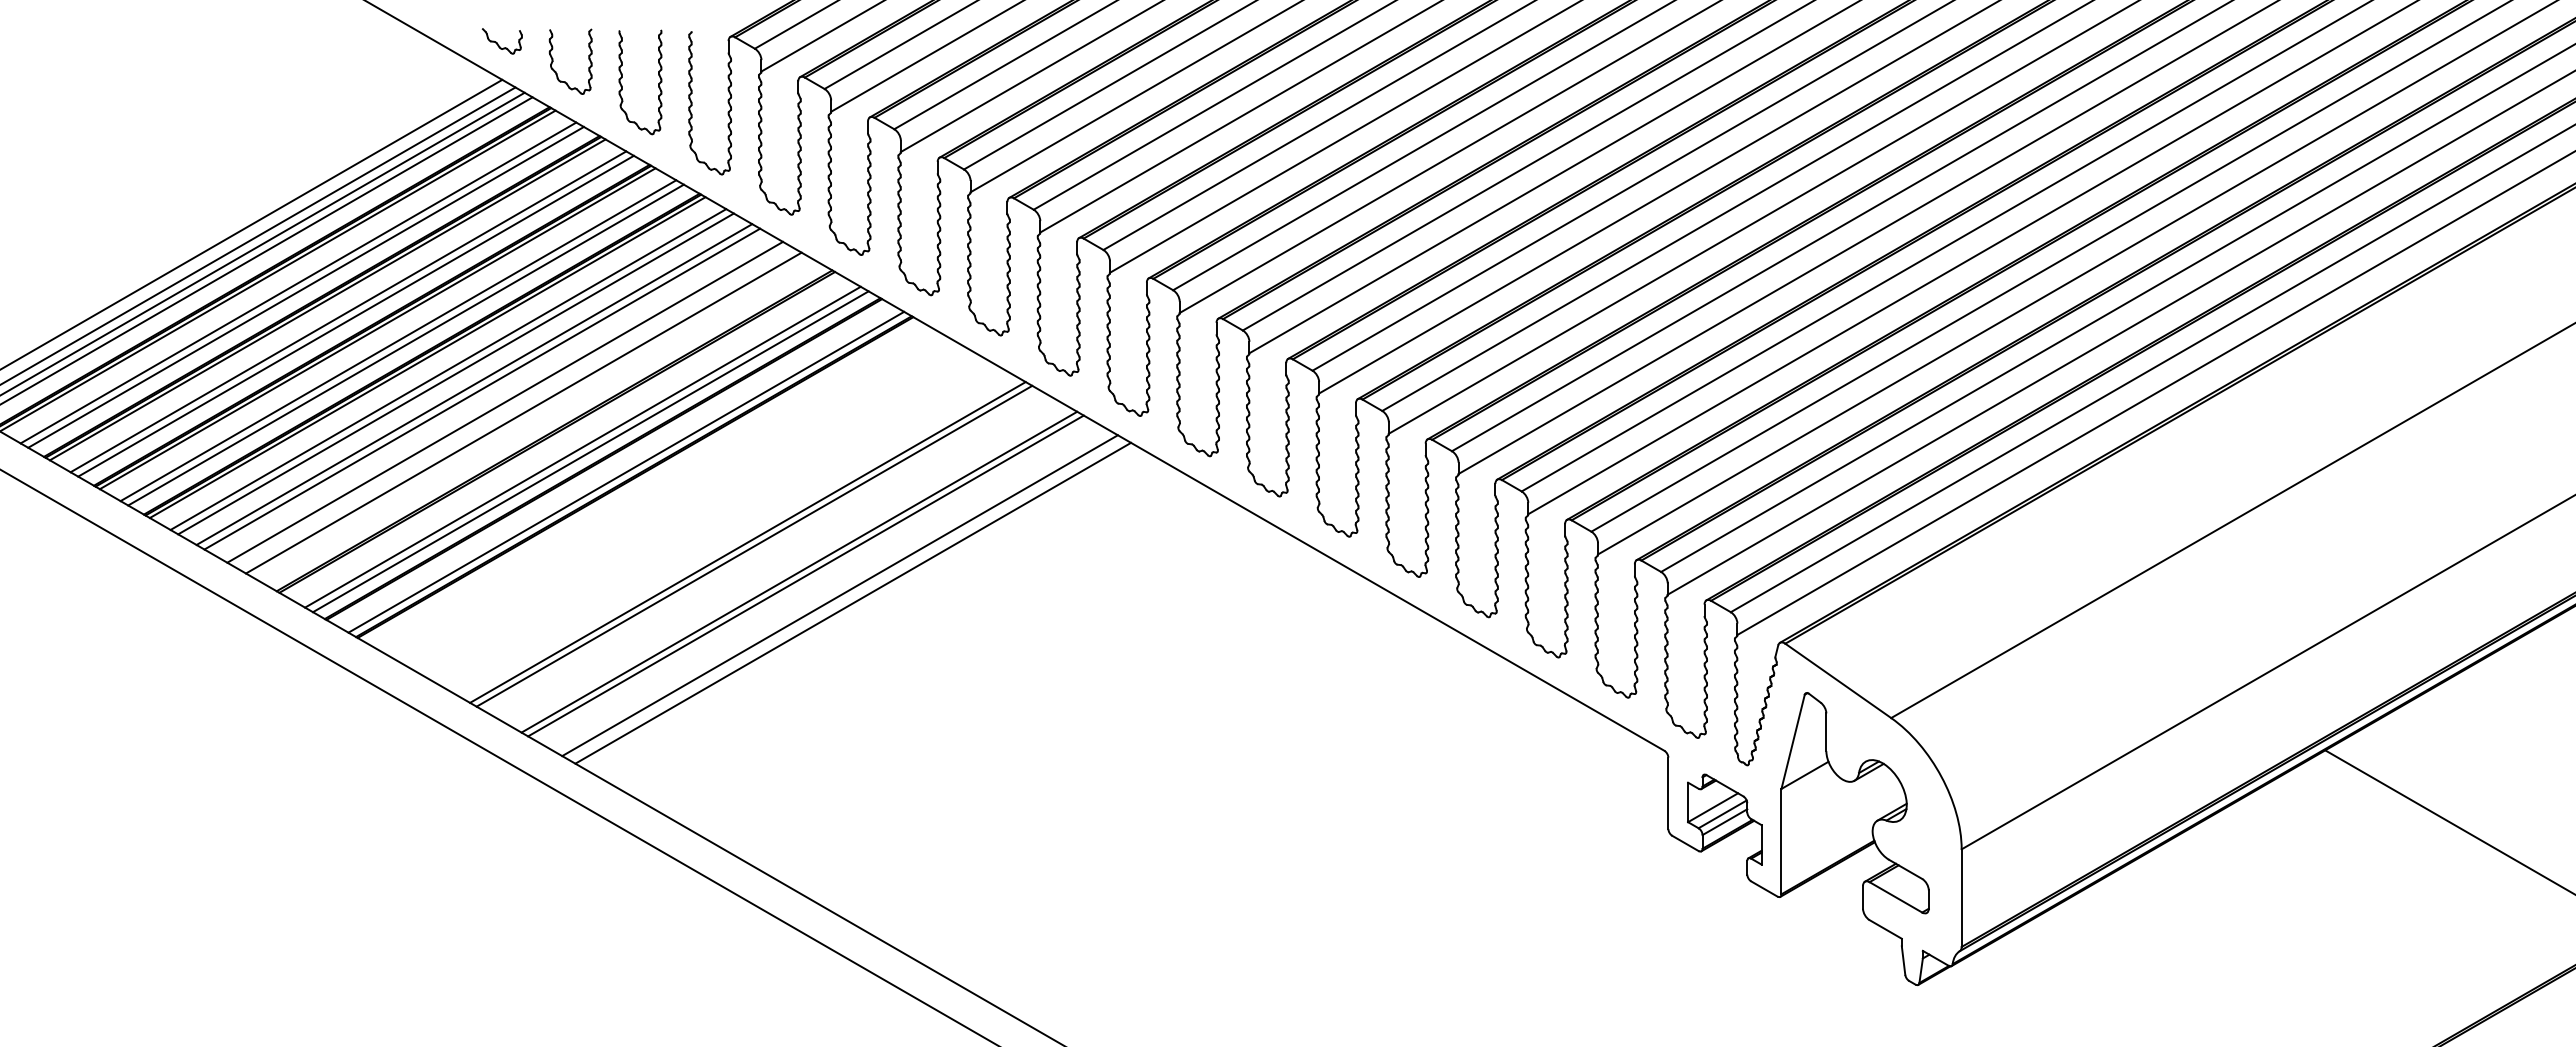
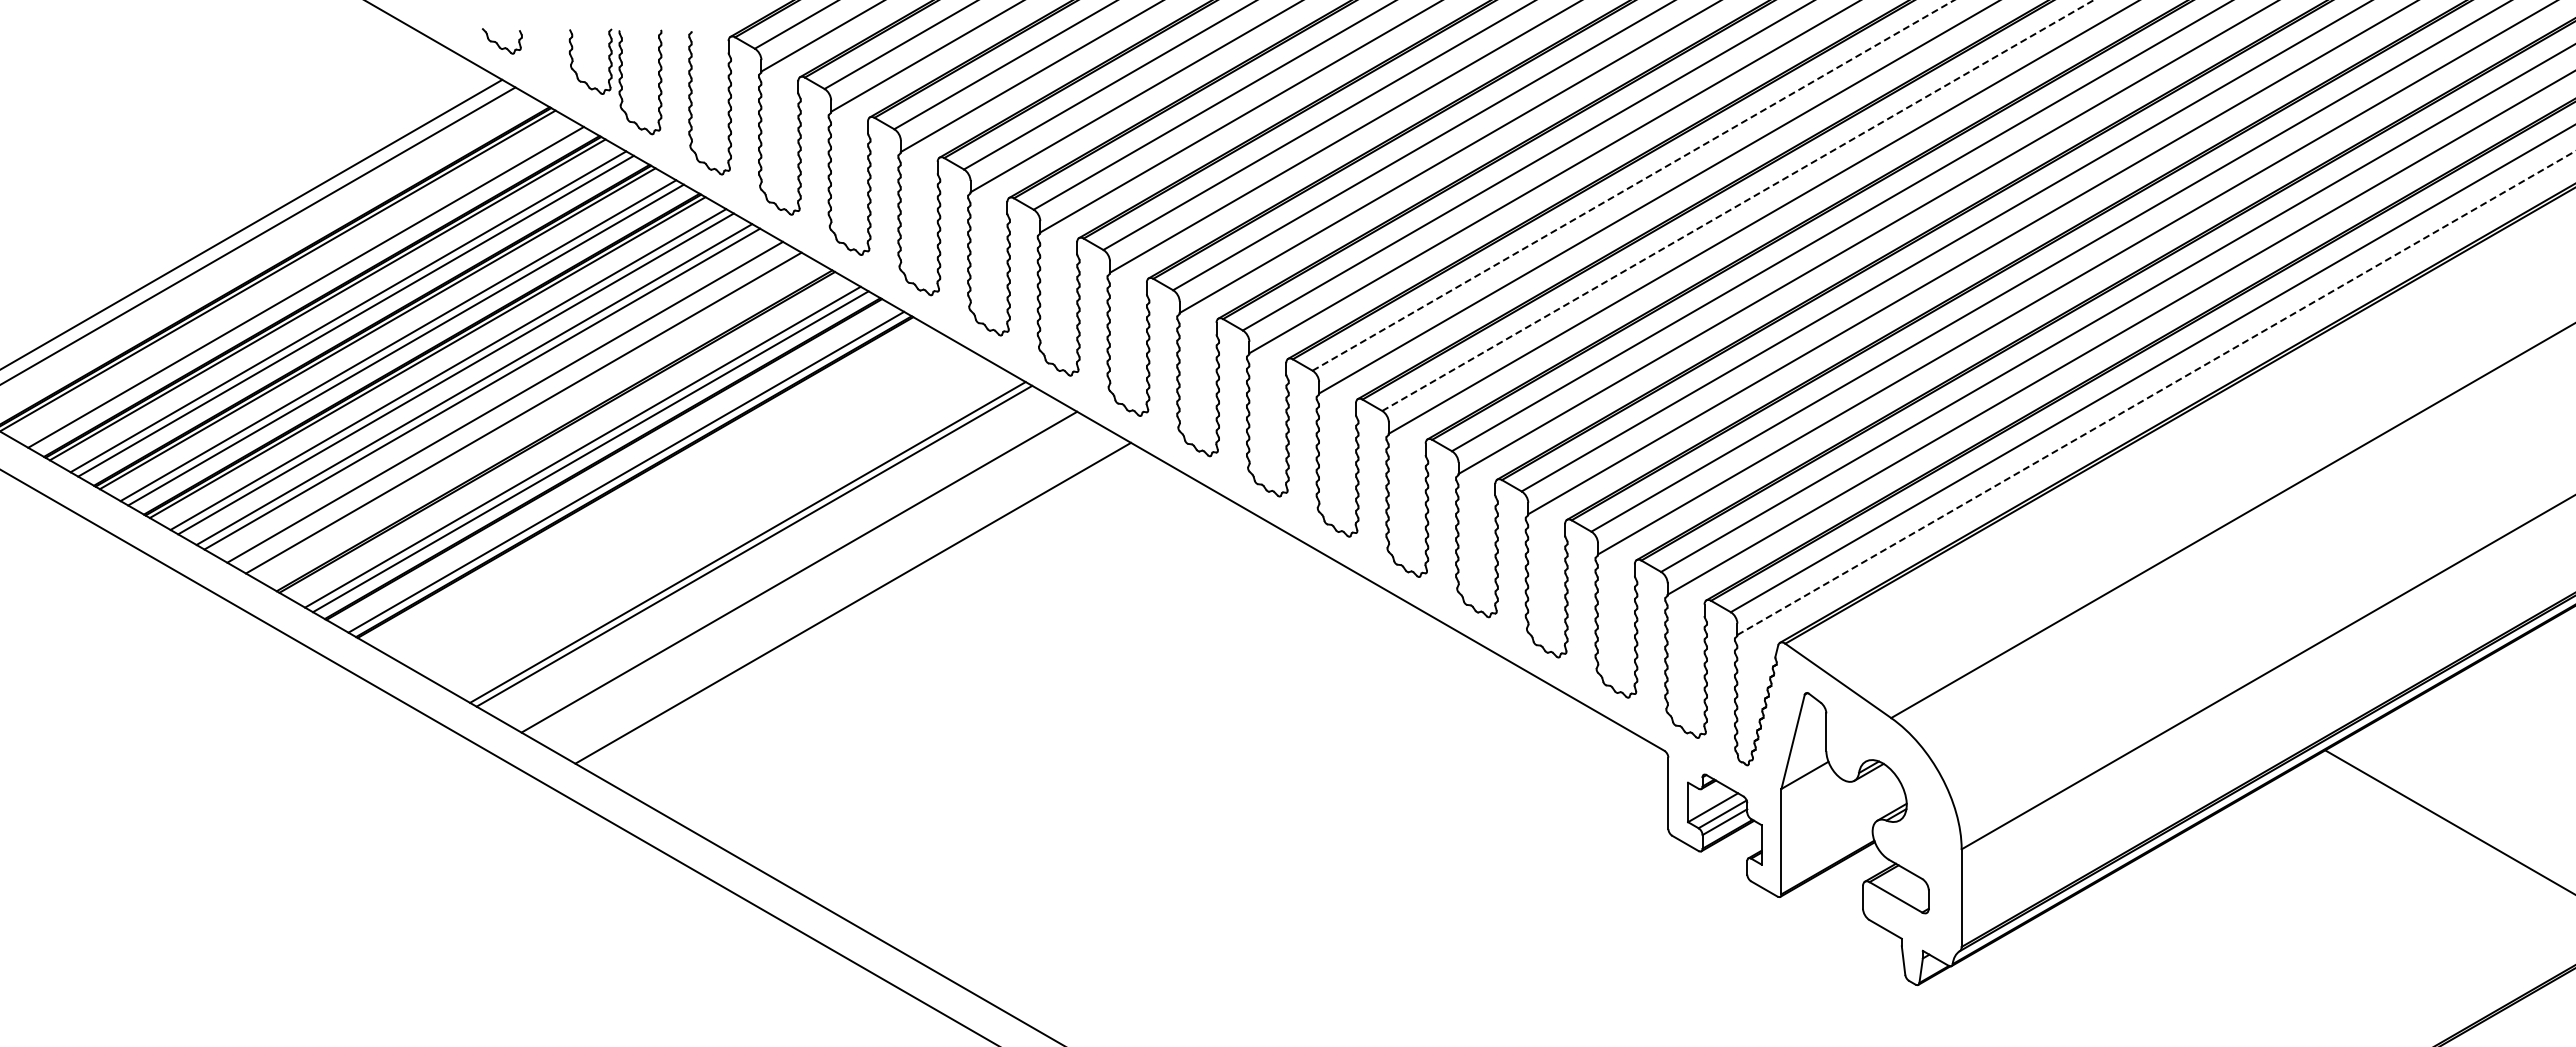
part position: (553, 61) -> (573, 61) (573, 61)
line: solid -> dashed (1633, 185)
line: solid -> dashed (1738, 205)
line: present -> none (263, 243)
line: present -> none (267, 250)
line: present -> none (298, 282)
line: solid -> dashed (2156, 393)
line: present -> none (805, 575)
line: present -> none (839, 595)
